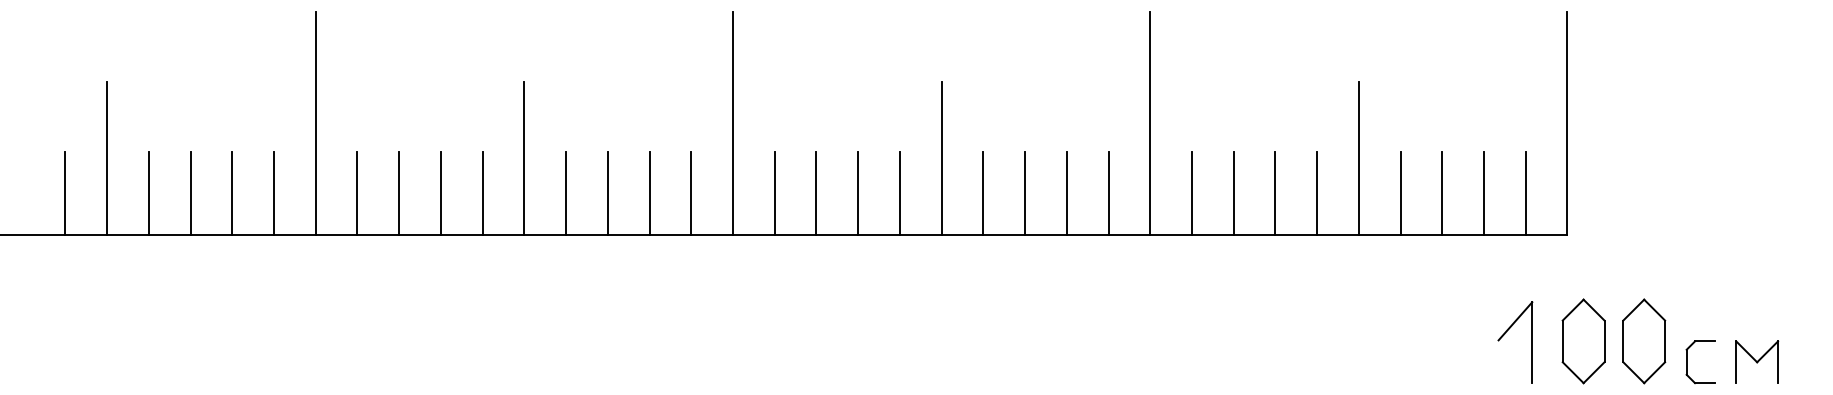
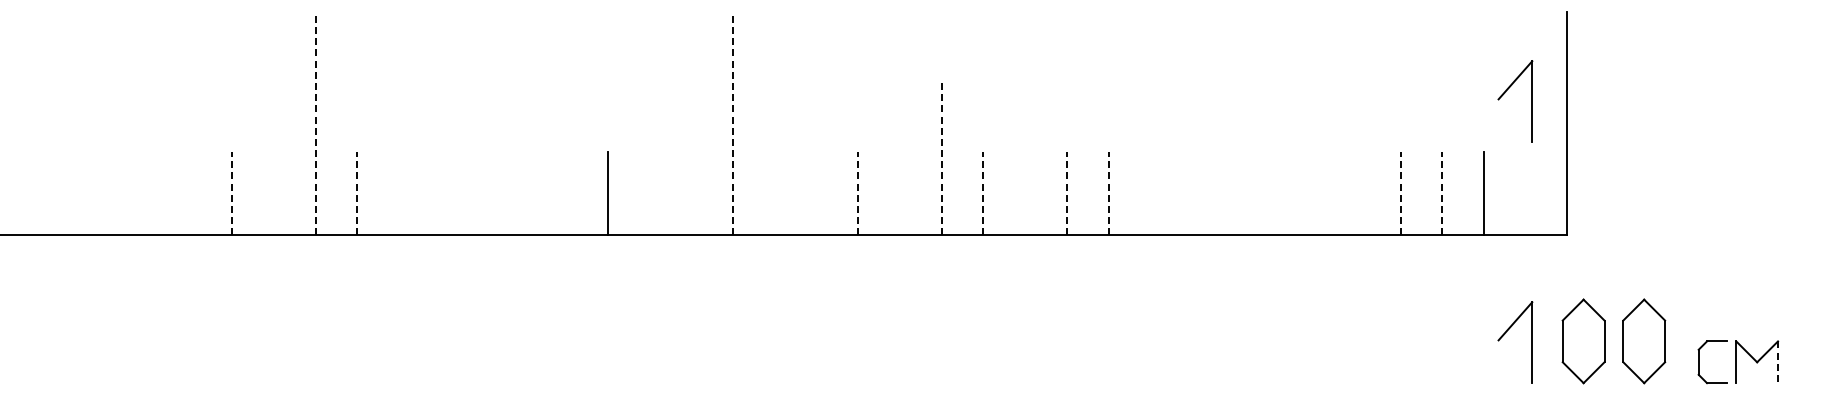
part: none -> present (1505, 93)
line: solid -> dashed (315, 123)
line: solid -> dashed (733, 123)
line: present -> none (1150, 123)
line: present -> none (107, 158)
line: present -> none (524, 158)
line: solid -> dashed (941, 158)
line: present -> none (1358, 158)
line: present -> none (65, 193)
line: present -> none (148, 193)
line: present -> none (190, 193)
line: solid -> dashed (232, 193)
line: present -> none (274, 193)
line: solid -> dashed (357, 193)
line: present -> none (399, 193)
line: present -> none (440, 193)
line: present -> none (482, 193)
line: present -> none (566, 193)
line: present -> none (649, 193)
line: present -> none (691, 193)
line: present -> none (774, 193)
line: present -> none (816, 193)
line: solid -> dashed (858, 193)
line: present -> none (899, 193)
line: solid -> dashed (983, 193)
line: present -> none (1025, 193)
line: solid -> dashed (1066, 193)
line: solid -> dashed (1108, 193)
line: present -> none (1191, 193)
line: present -> none (1233, 193)
line: present -> none (1275, 193)
line: present -> none (1317, 193)
line: solid -> dashed (1400, 193)
line: solid -> dashed (1442, 193)
line: present -> none (1525, 193)
part position: (1687, 362) -> (1699, 362) (1699, 362)
line: solid -> dashed (1778, 362)
